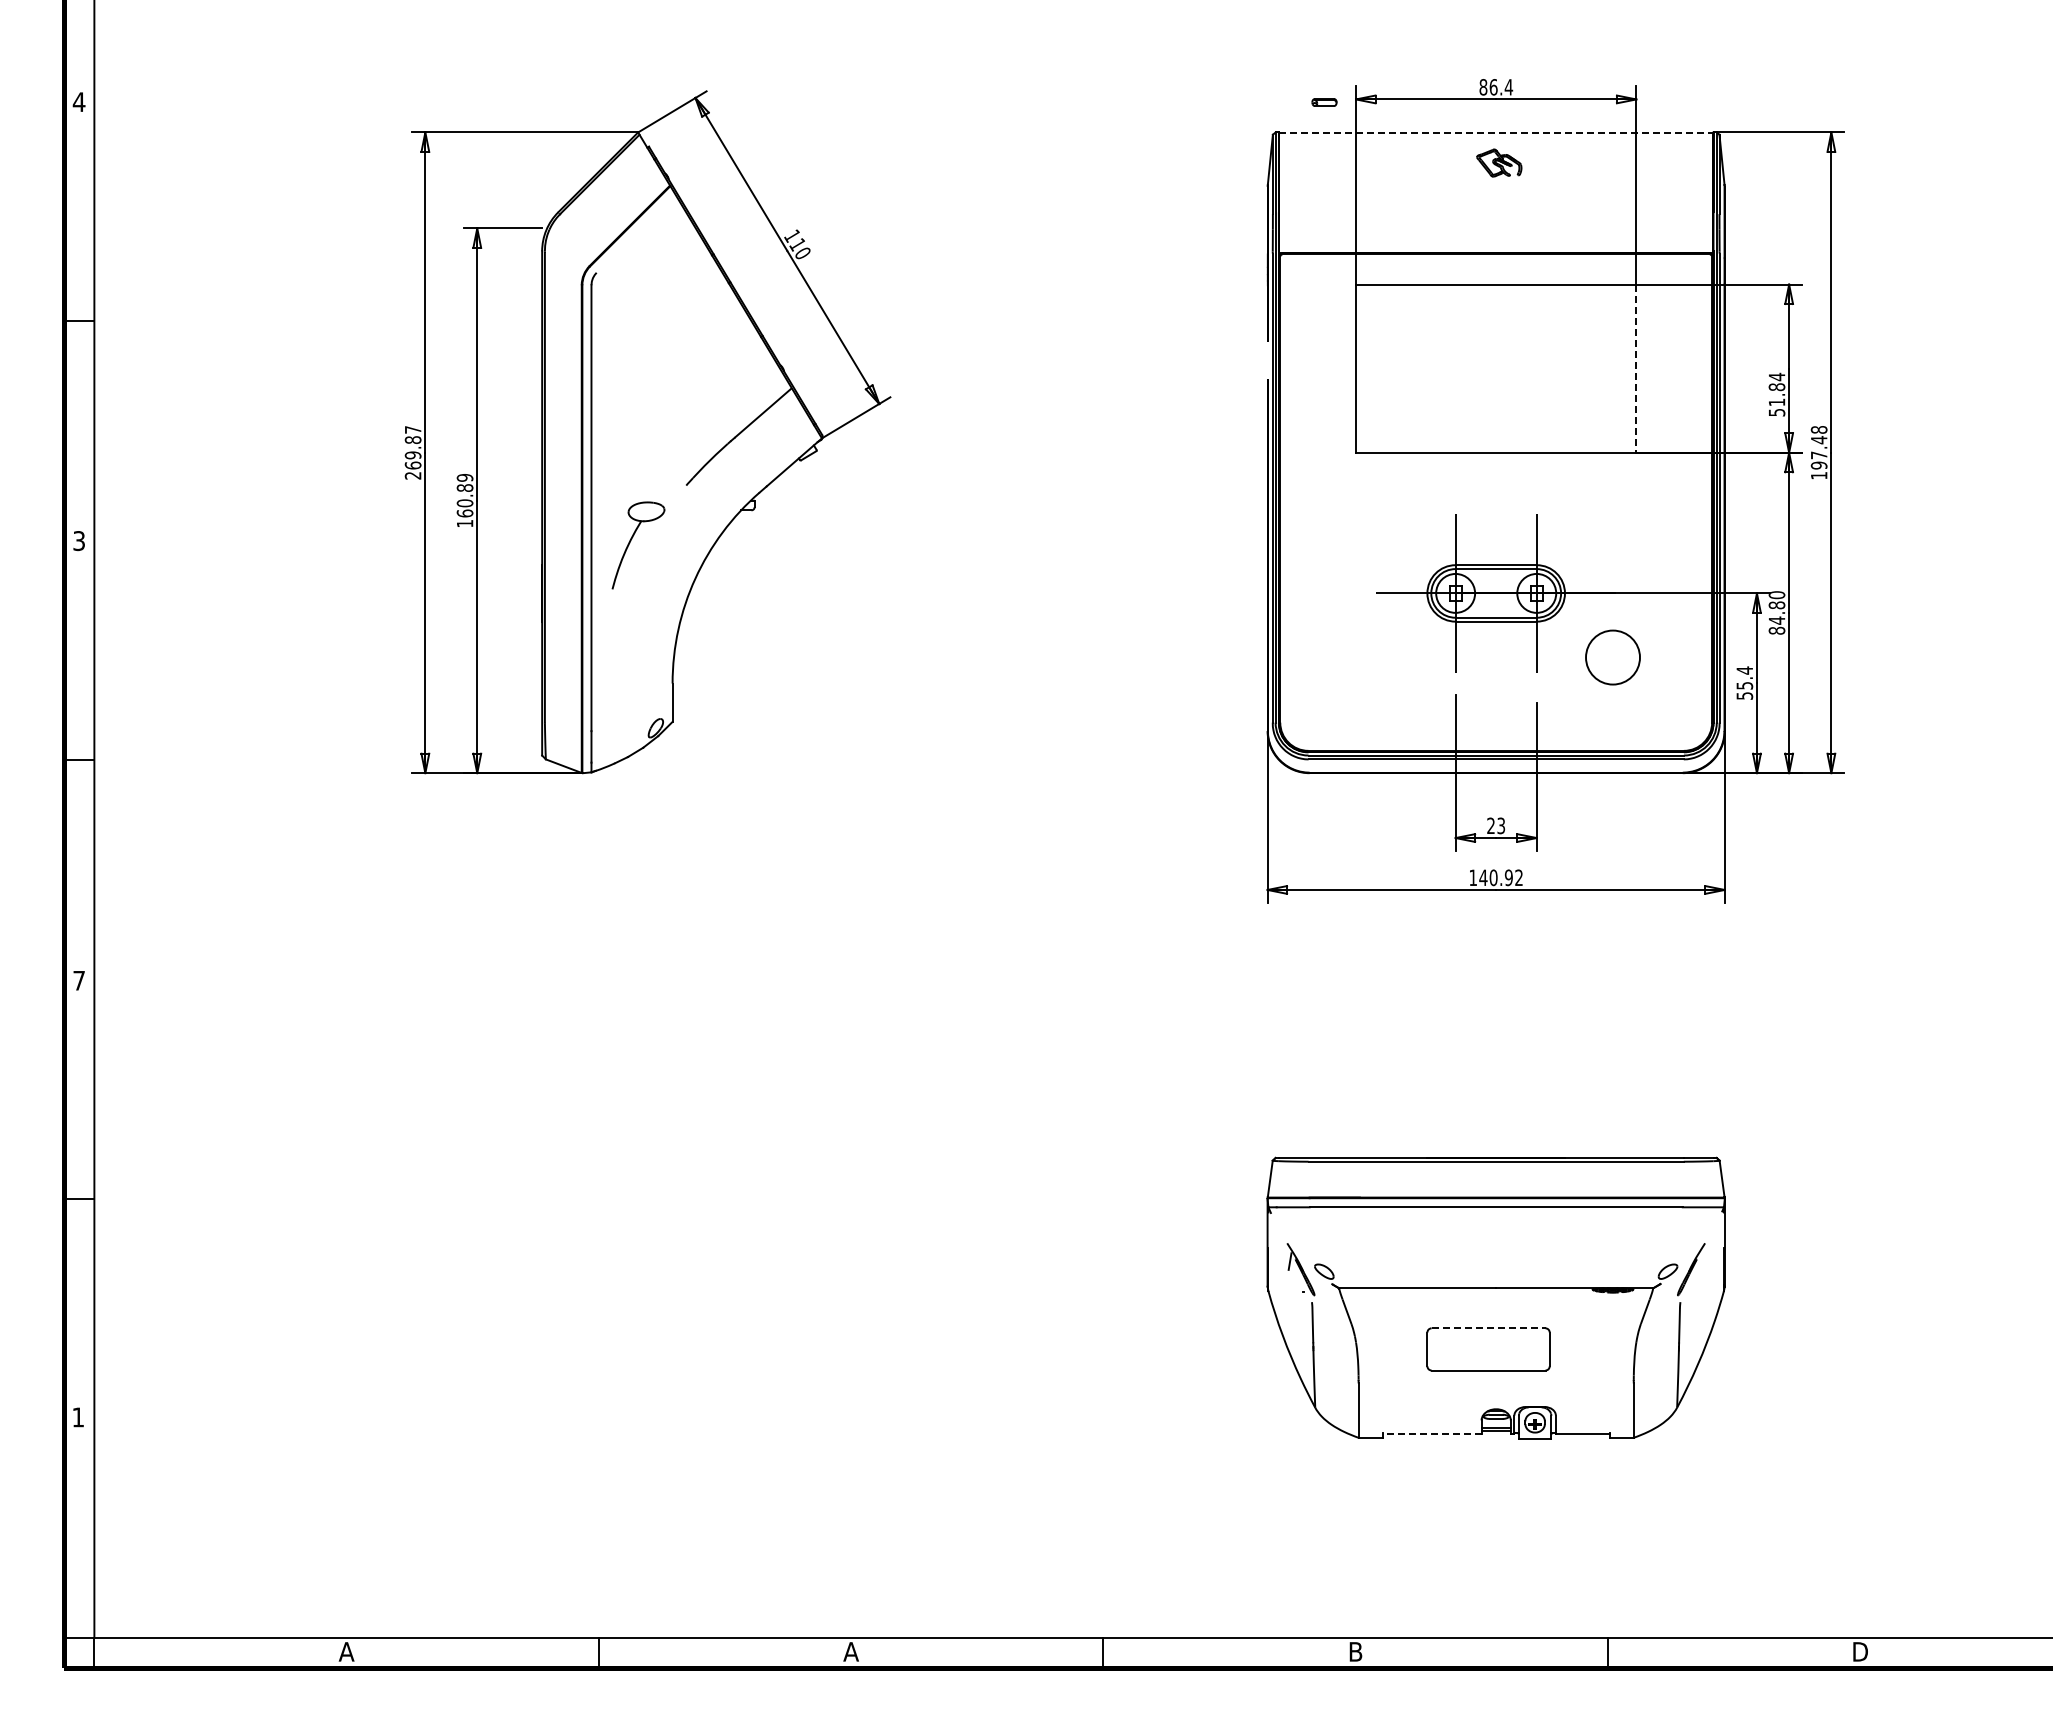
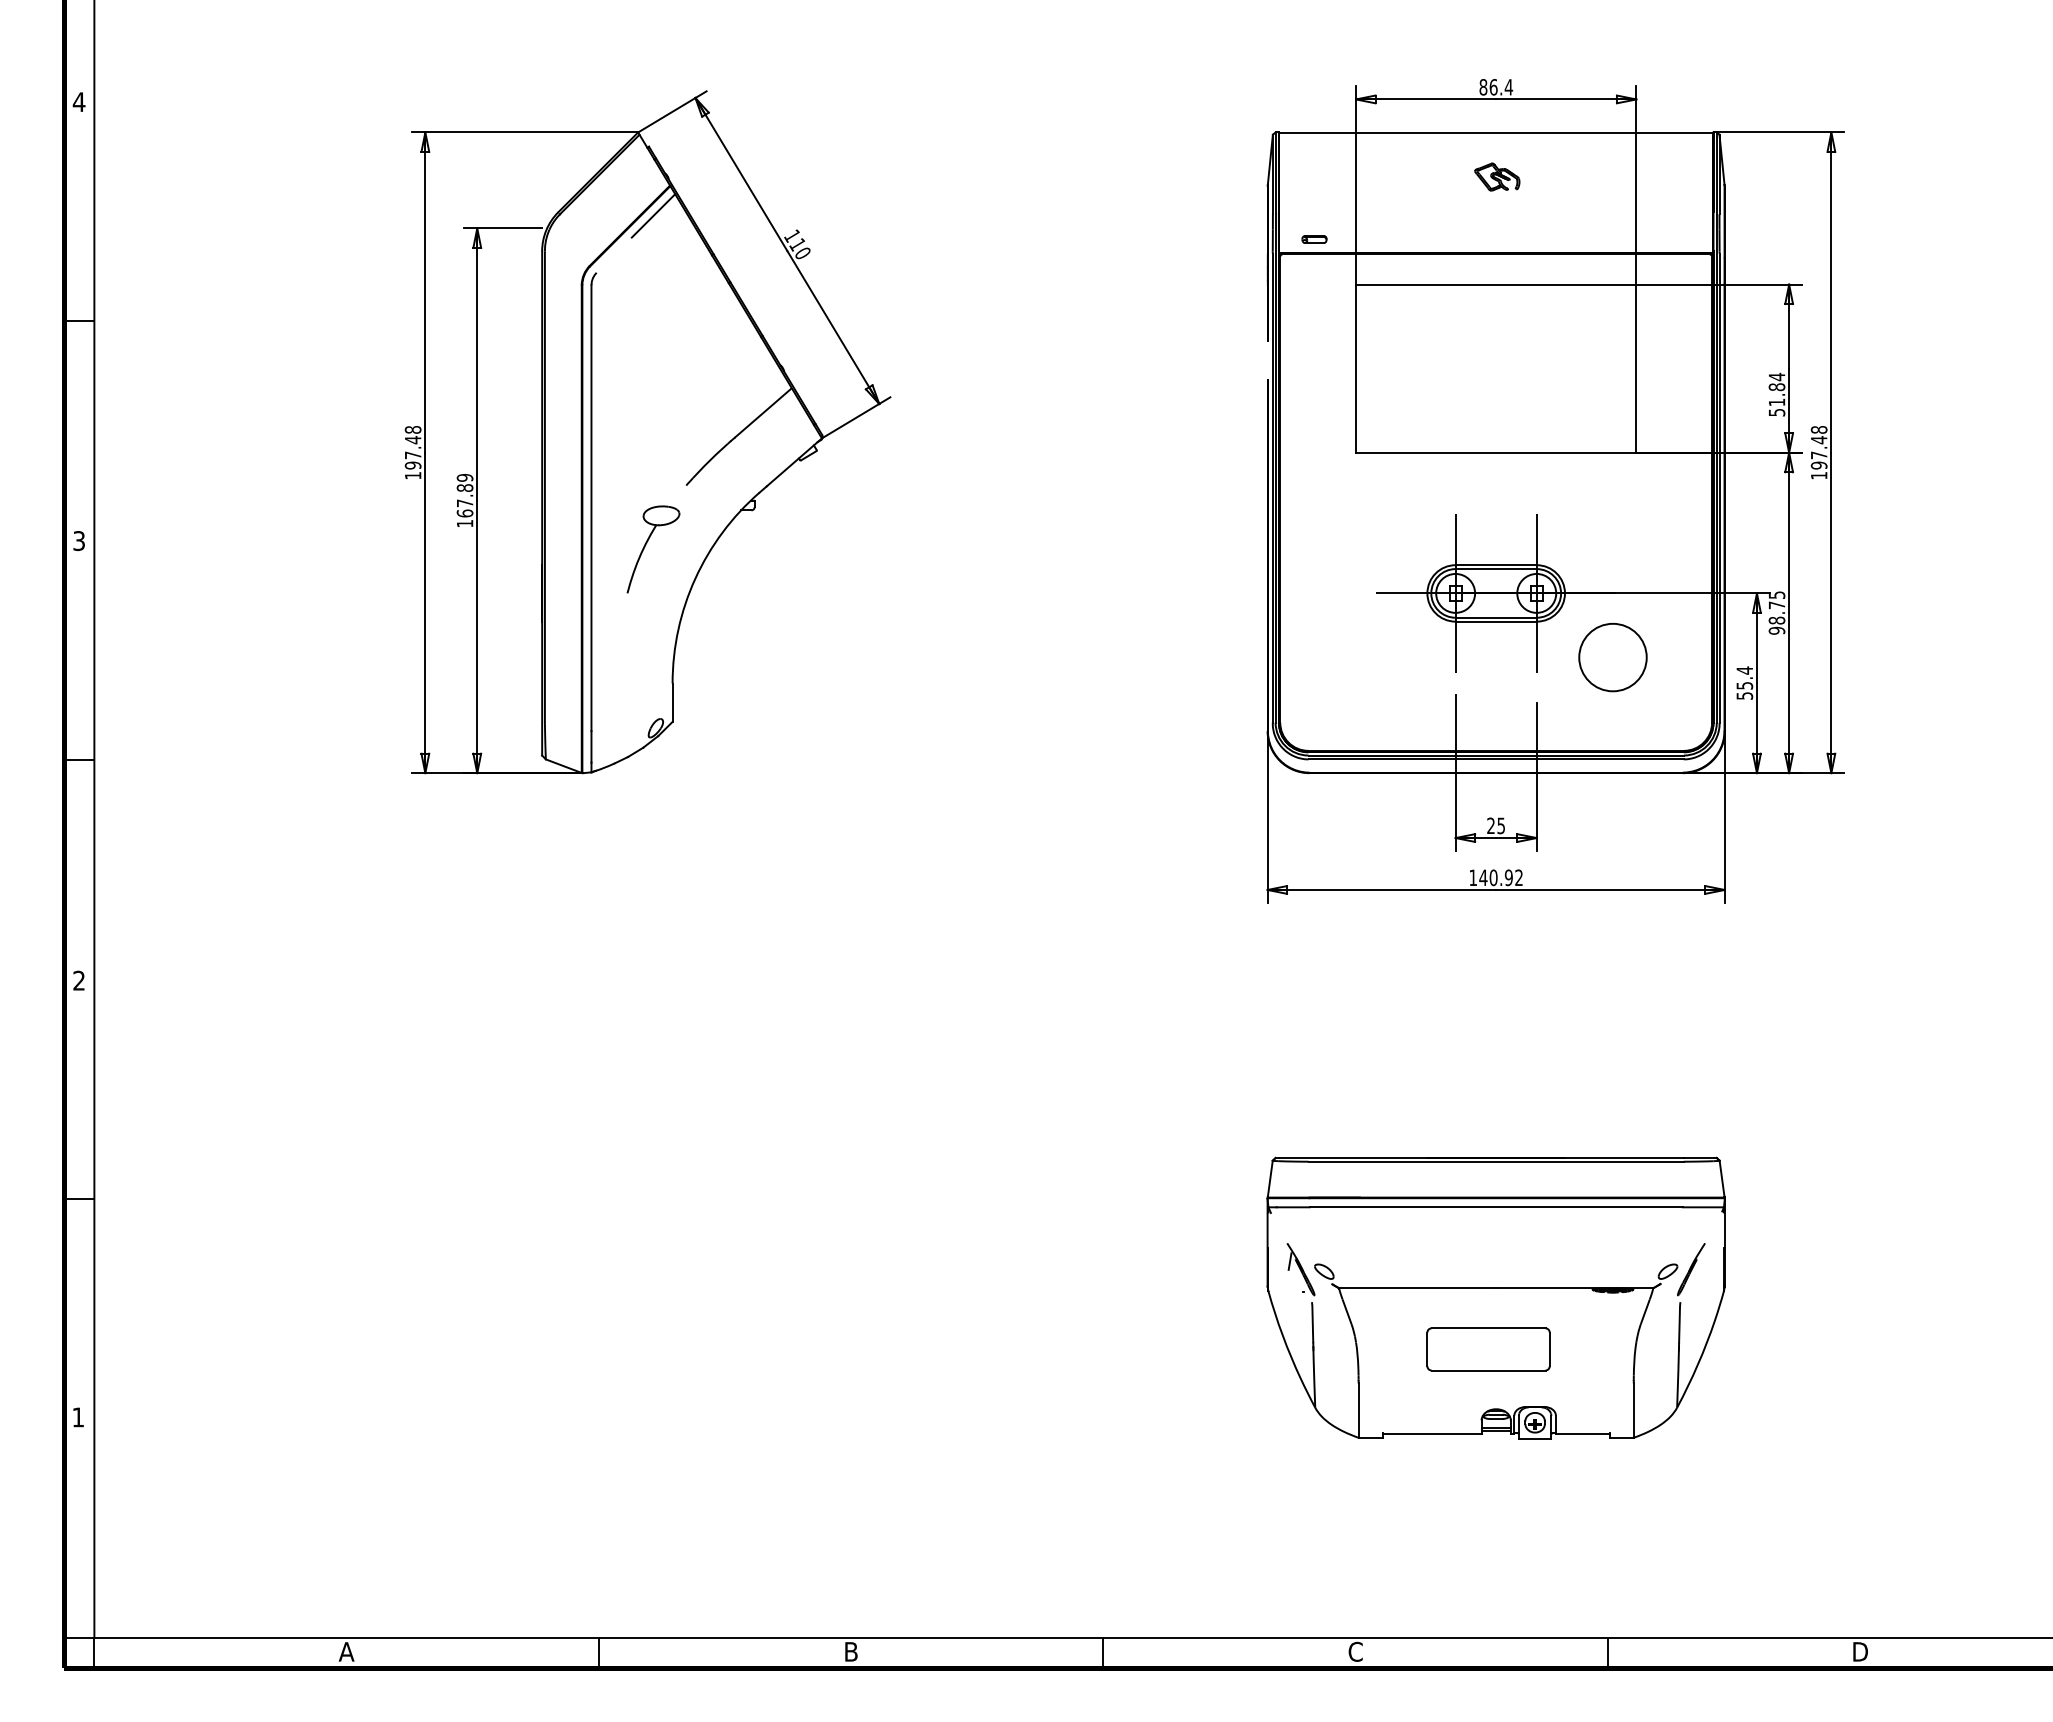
part position: (1324, 102) -> (1314, 239) (1314, 239)
line: dashed -> solid (1496, 132)
part position: (1499, 162) -> (1497, 176) (1497, 176)
line: none -> present (653, 215)
line: dashed -> solid (1636, 369)
text: 269.87 -> 197.48 (412, 452)
text: 160.89 -> 167.89 (464, 503)
part position: (631, 541) -> (646, 545) (646, 545)
text: 84.80 -> 98.75 (1776, 612)
circle diameter: 54 px -> 67 px (1612, 657)
text: 23 -> 25 (1501, 825)
text: 7 -> 2 (78, 980)
line: dashed -> solid (1488, 1328)
line: dashed -> solid (1431, 1434)
text: A -> B (850, 1651)
text: B -> C (1355, 1651)
